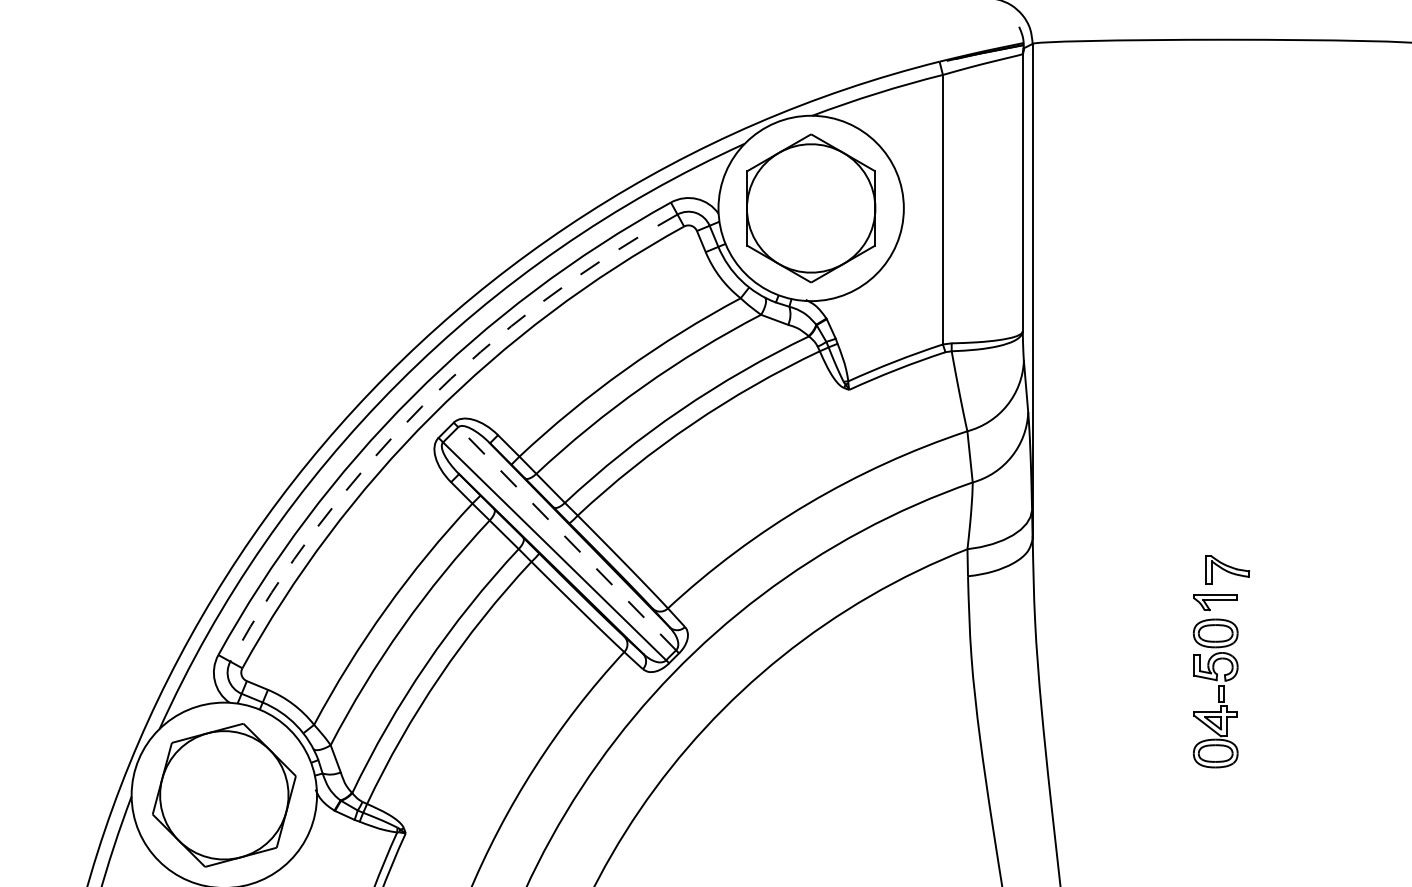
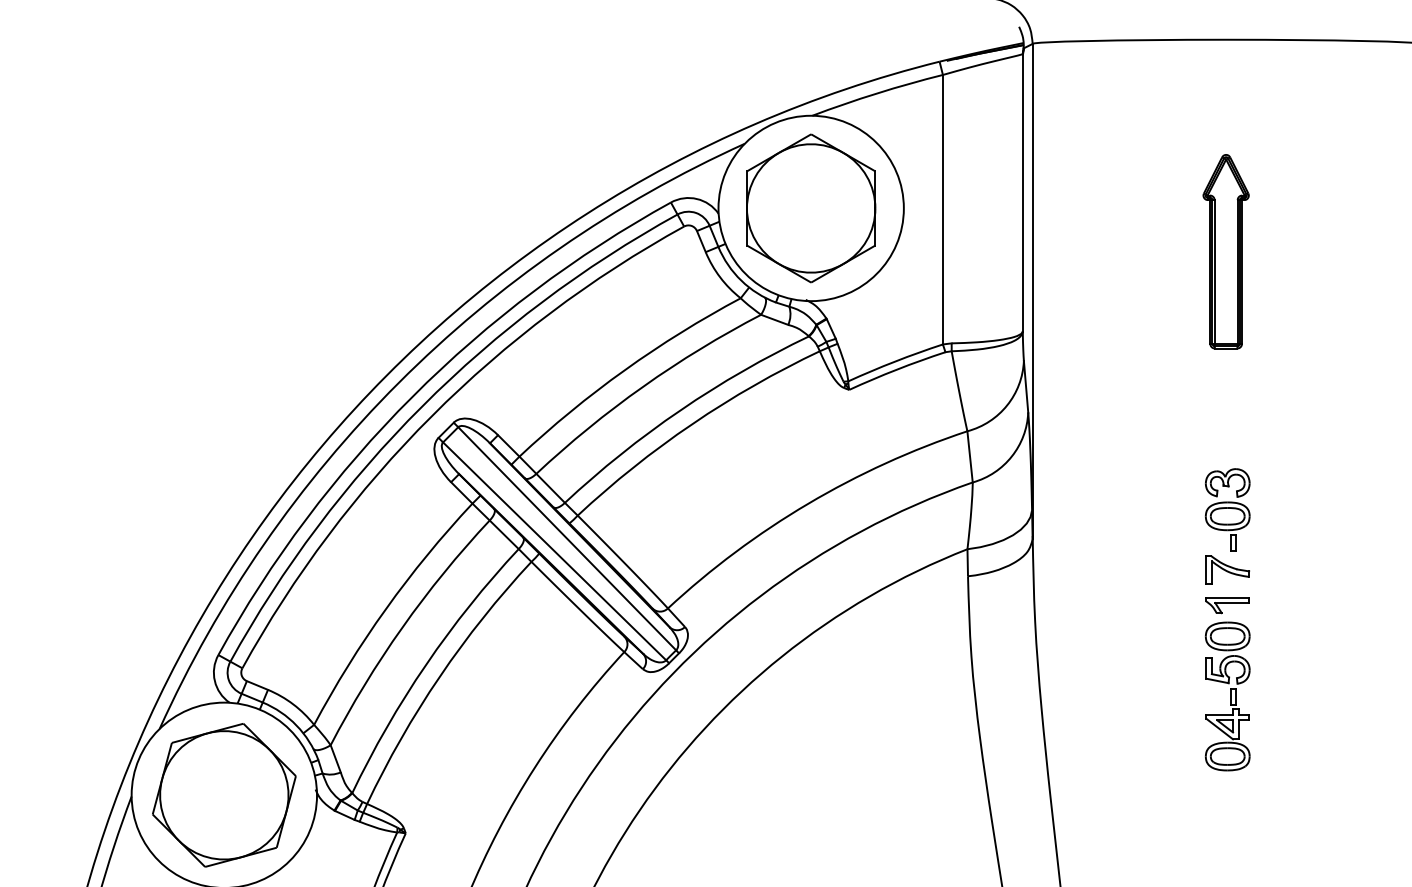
part: none -> present (1225, 251)
arc: dashed -> solid (422, 406)
part: none -> present (1227, 509)
line: dashed -> solid (567, 538)
part position: (1215, 681) -> (1227, 684) (1227, 684)
